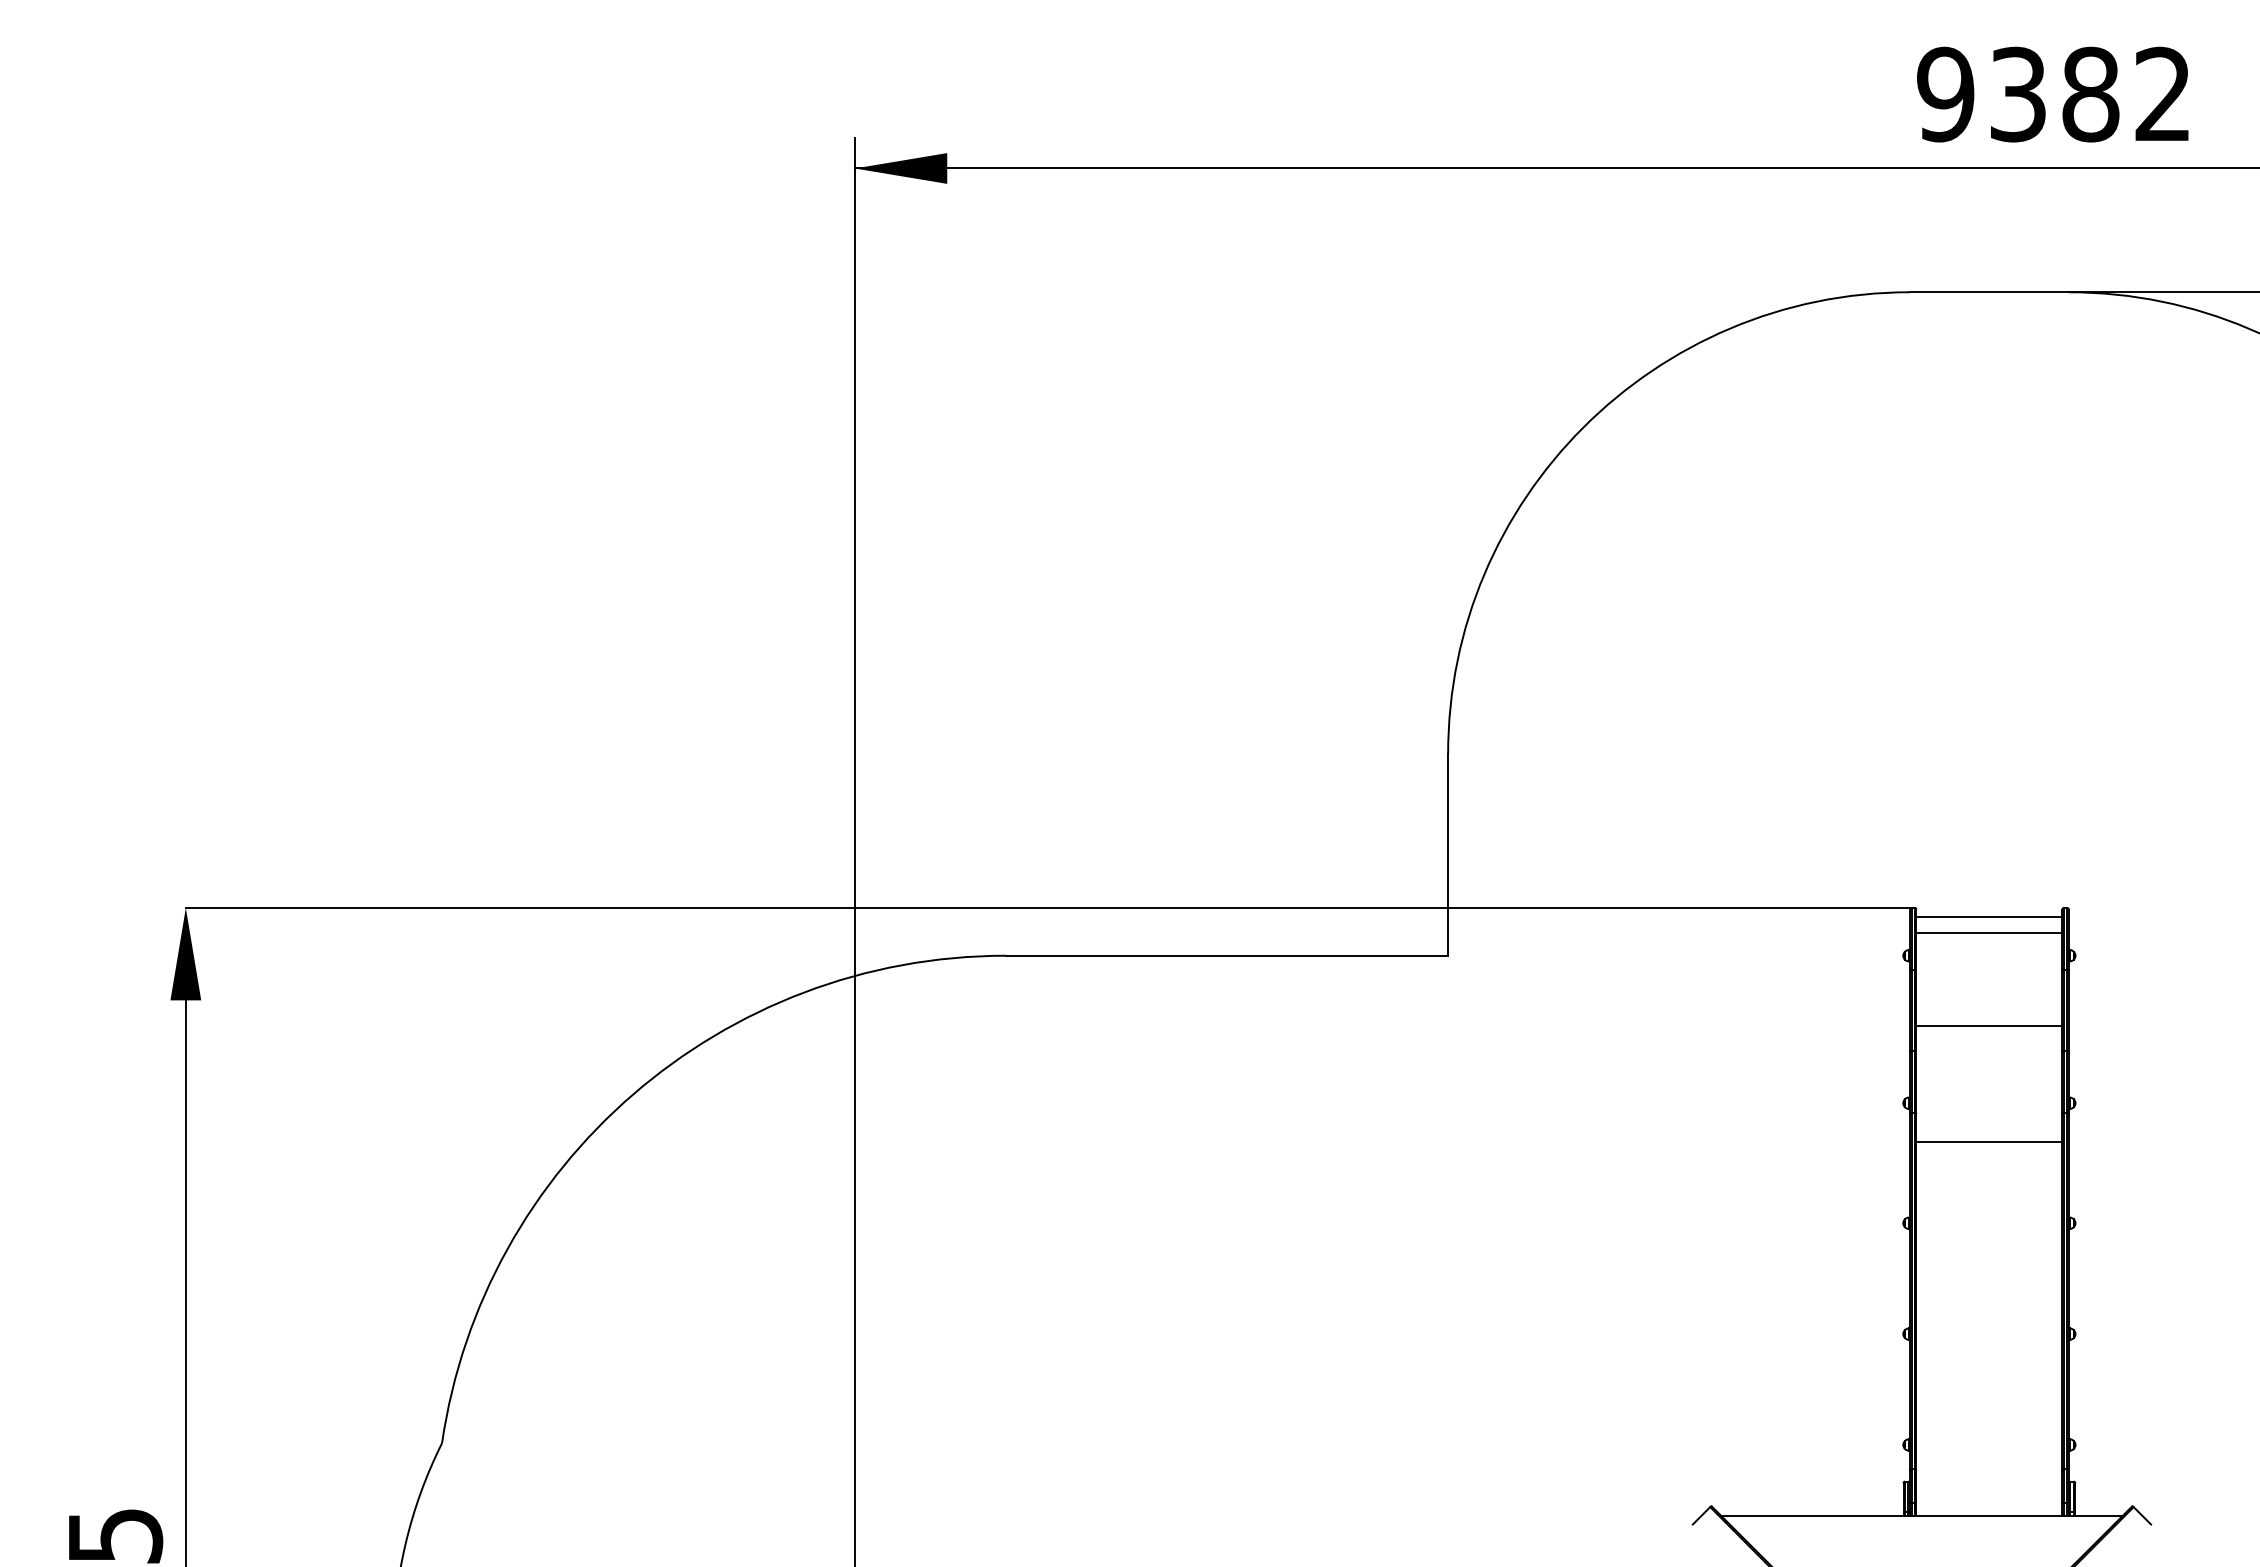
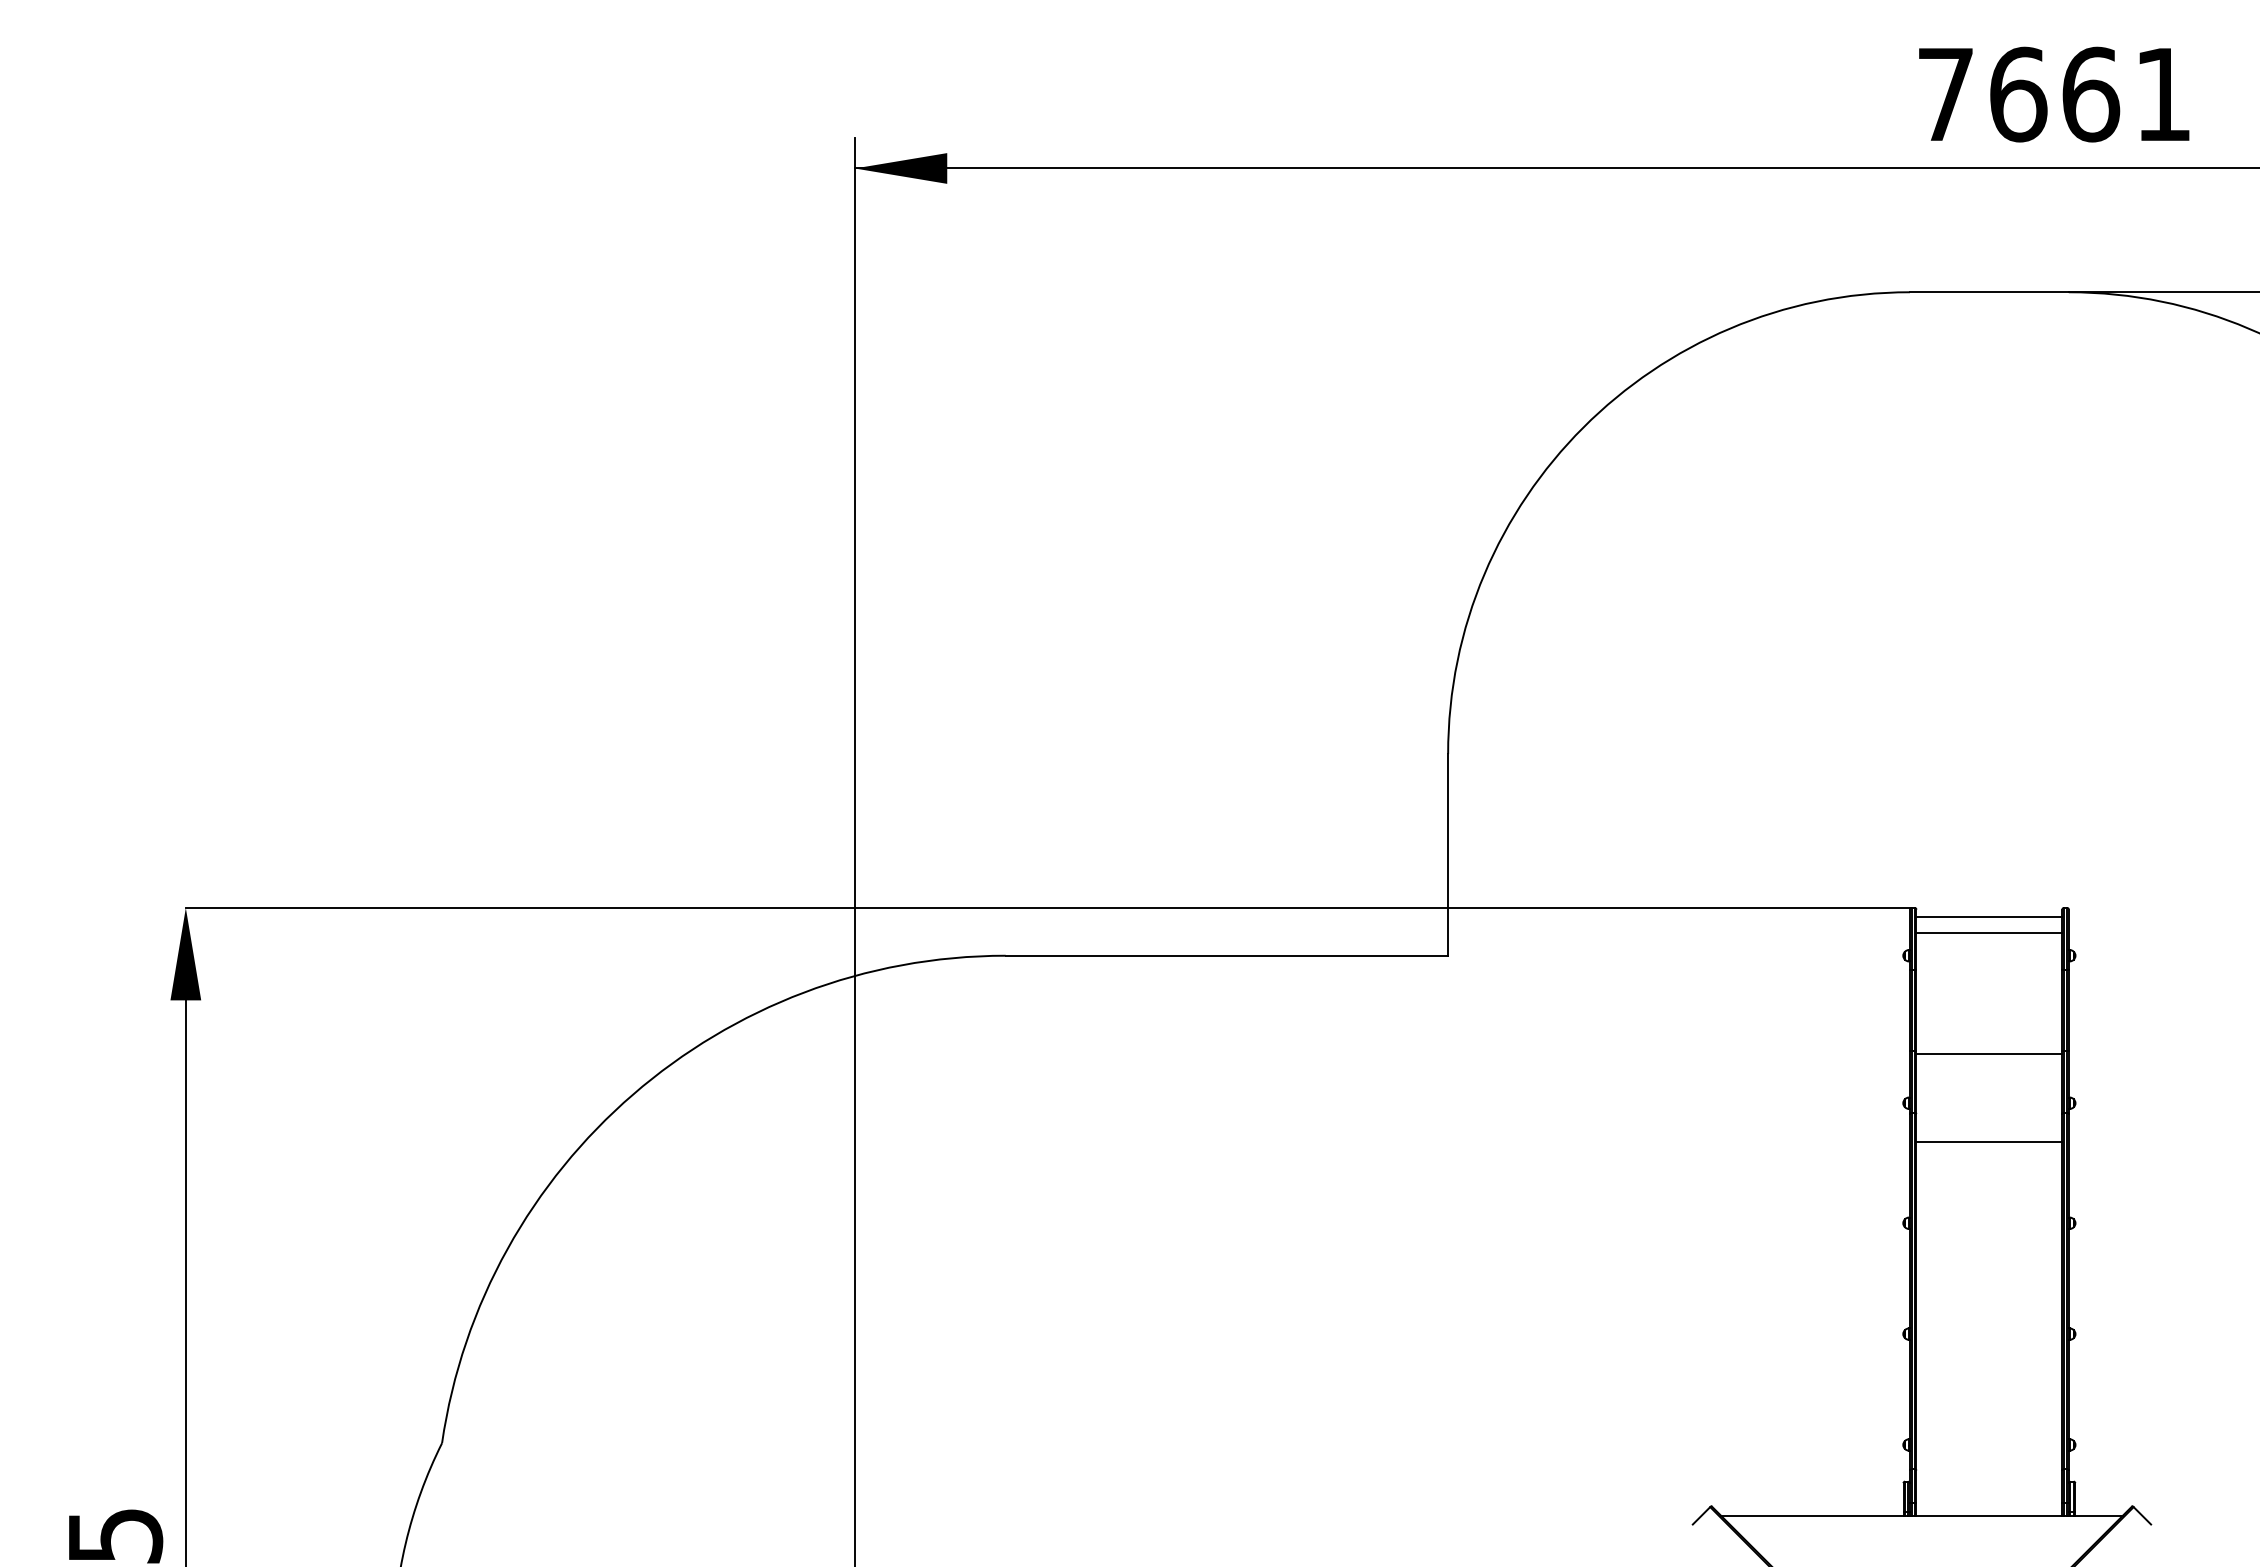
text: 9382 -> 7661 (2053, 94)
line position: (1989, 1026) -> (1989, 1054) (1989, 1054)
